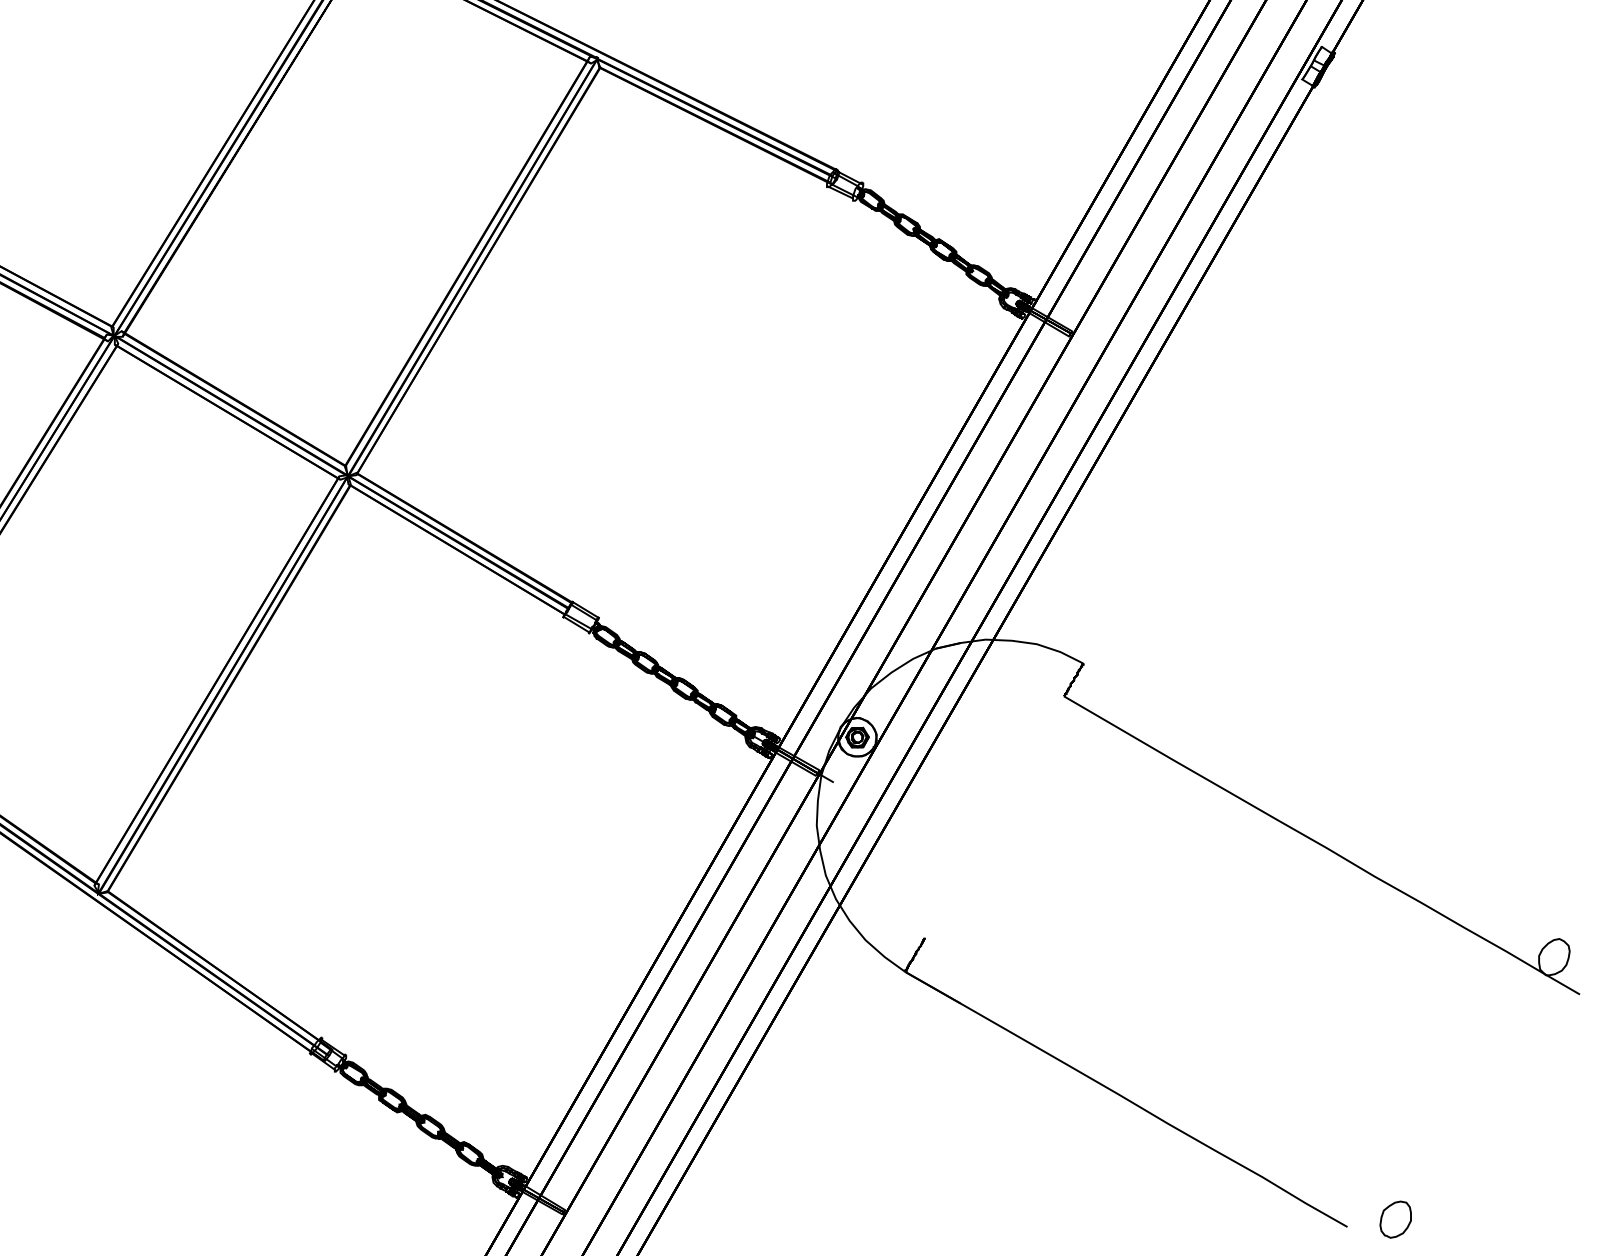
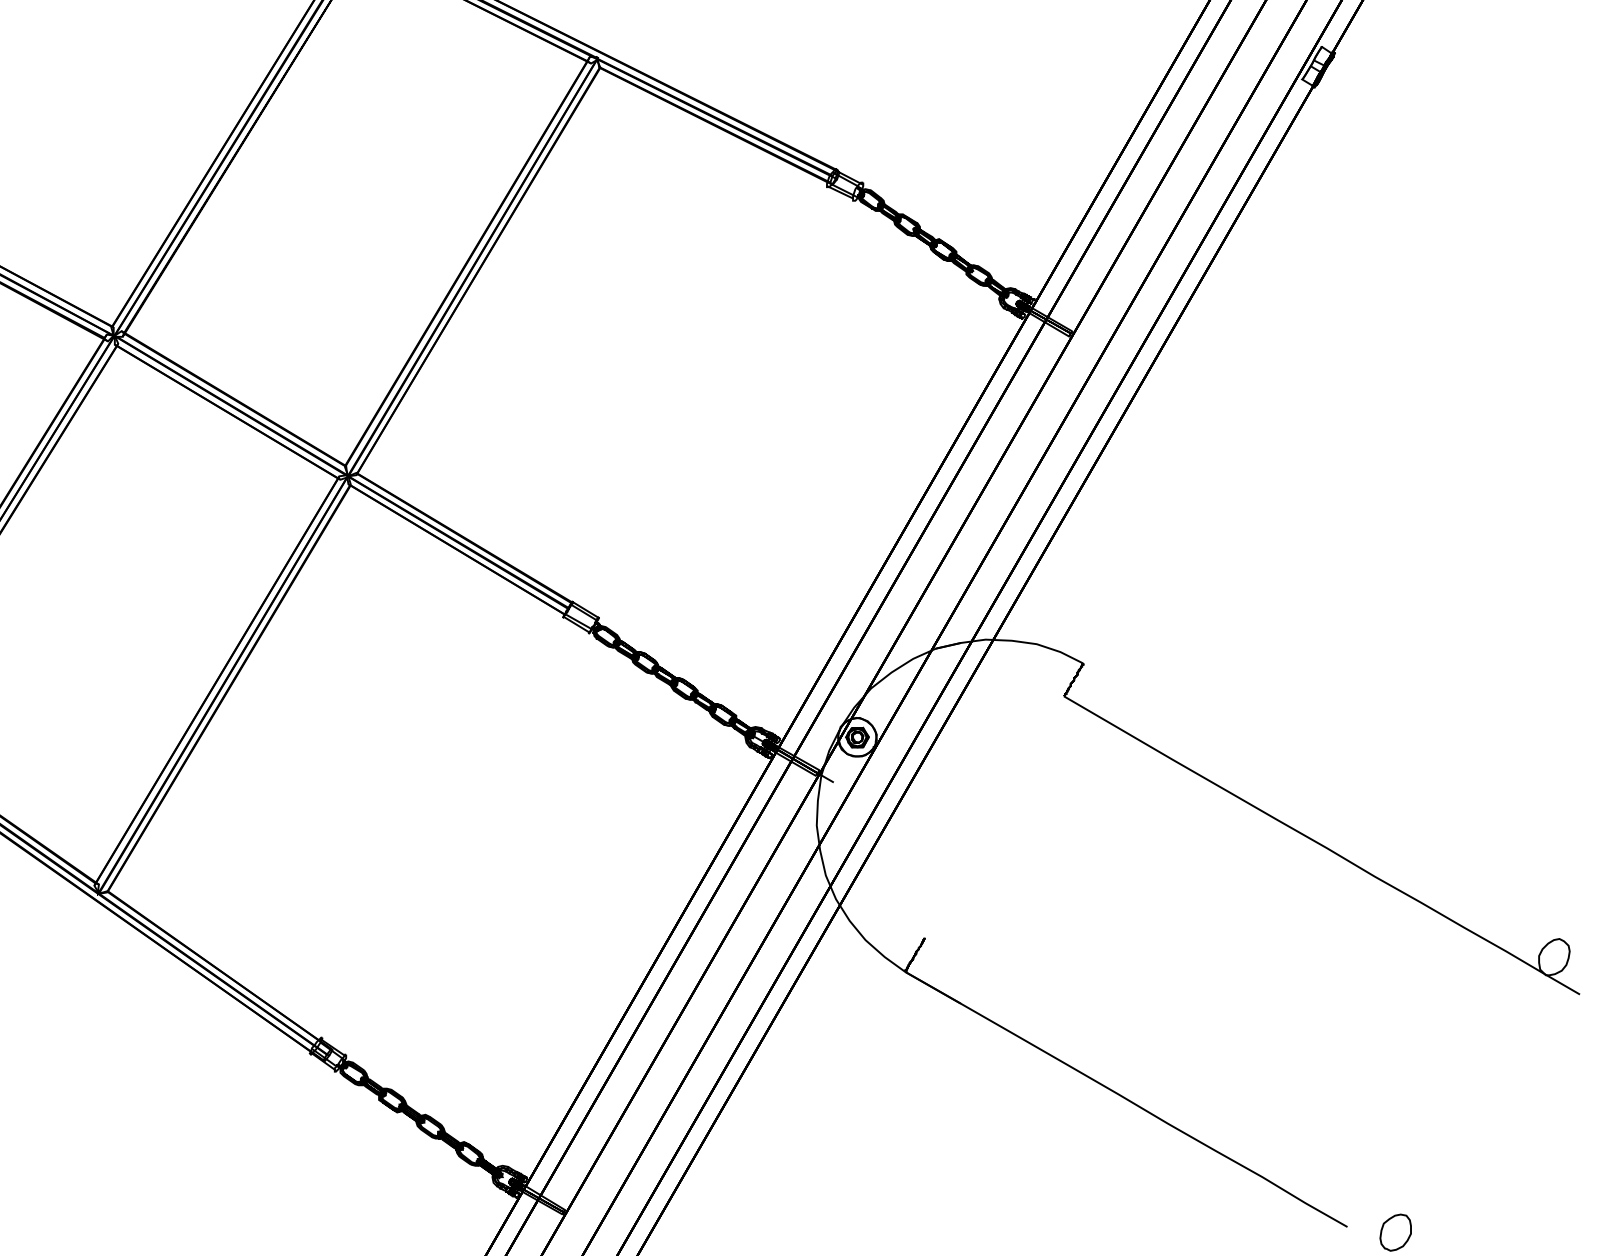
part position: (1395, 1219) -> (1395, 1232) (1395, 1232)
